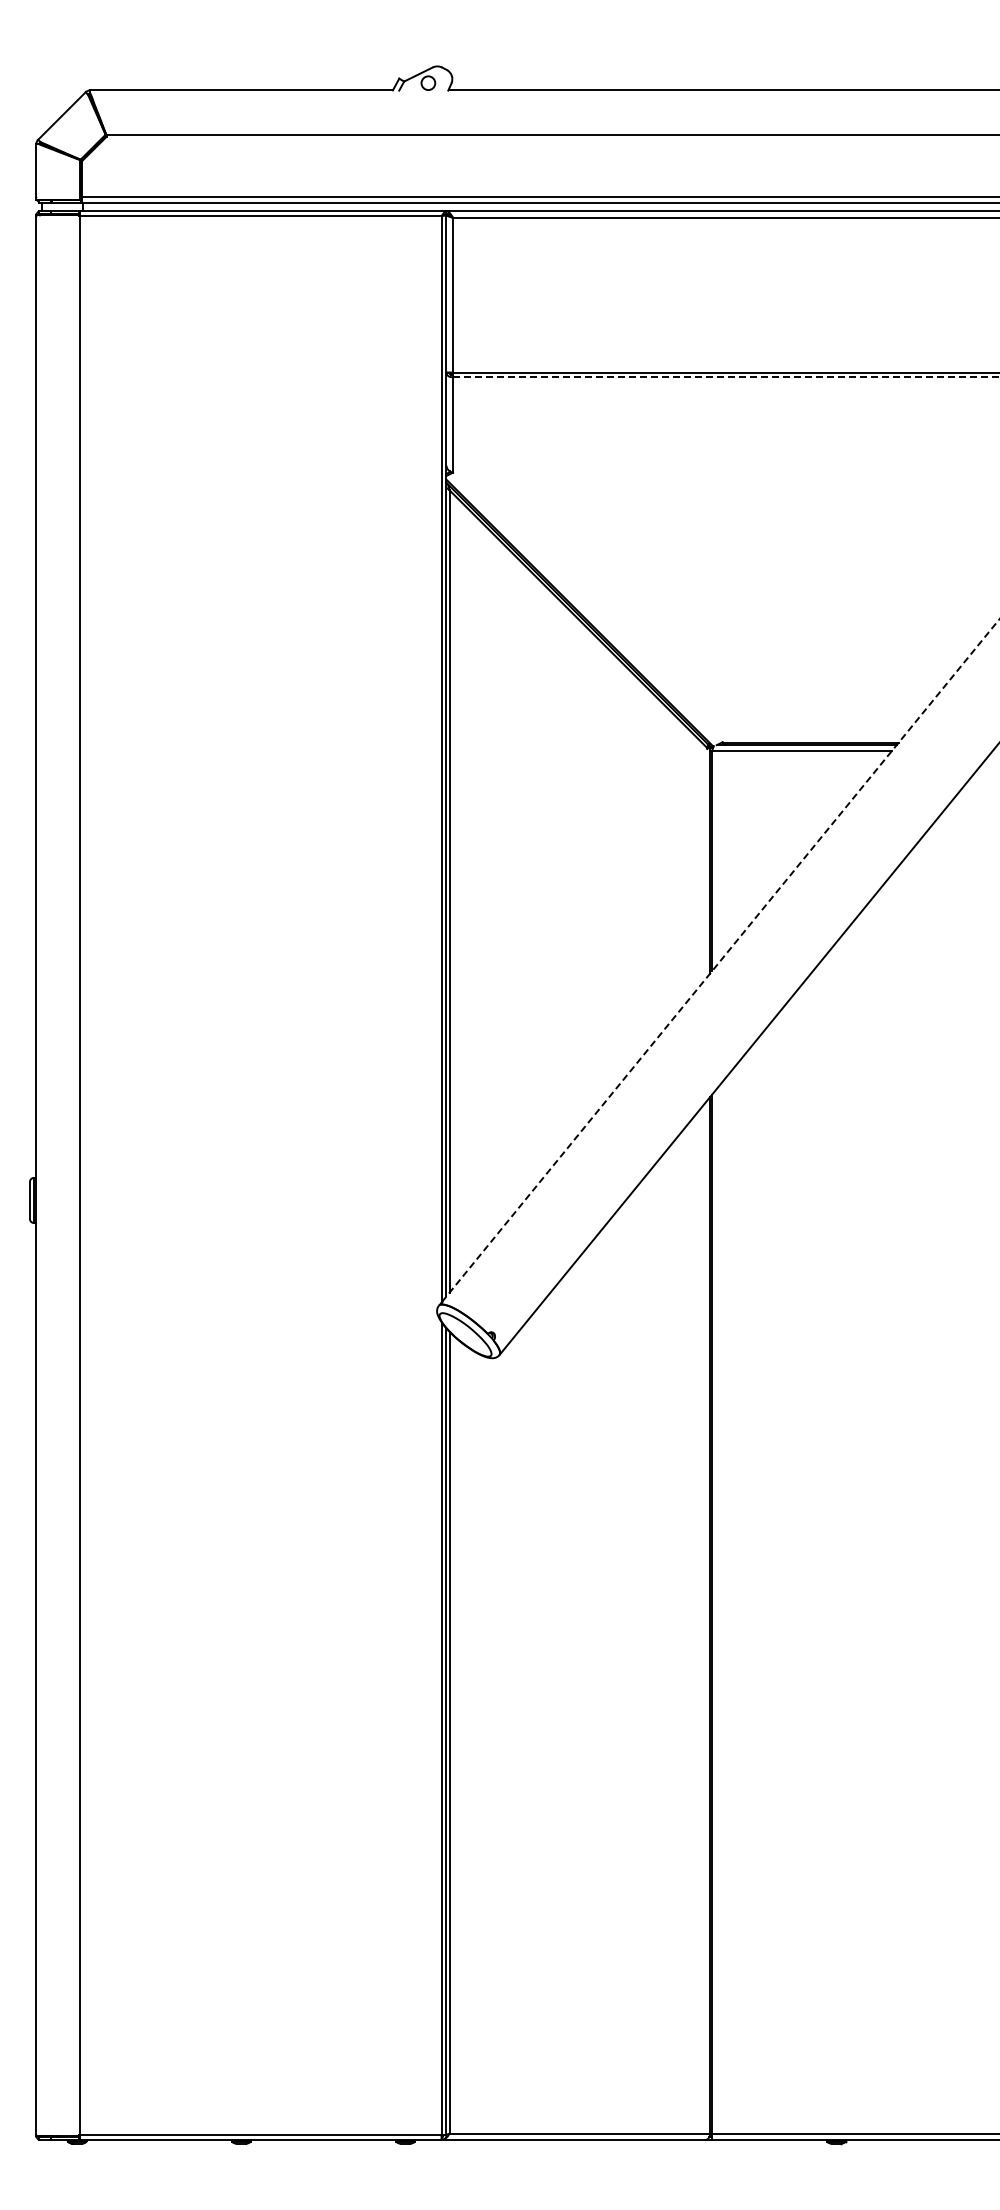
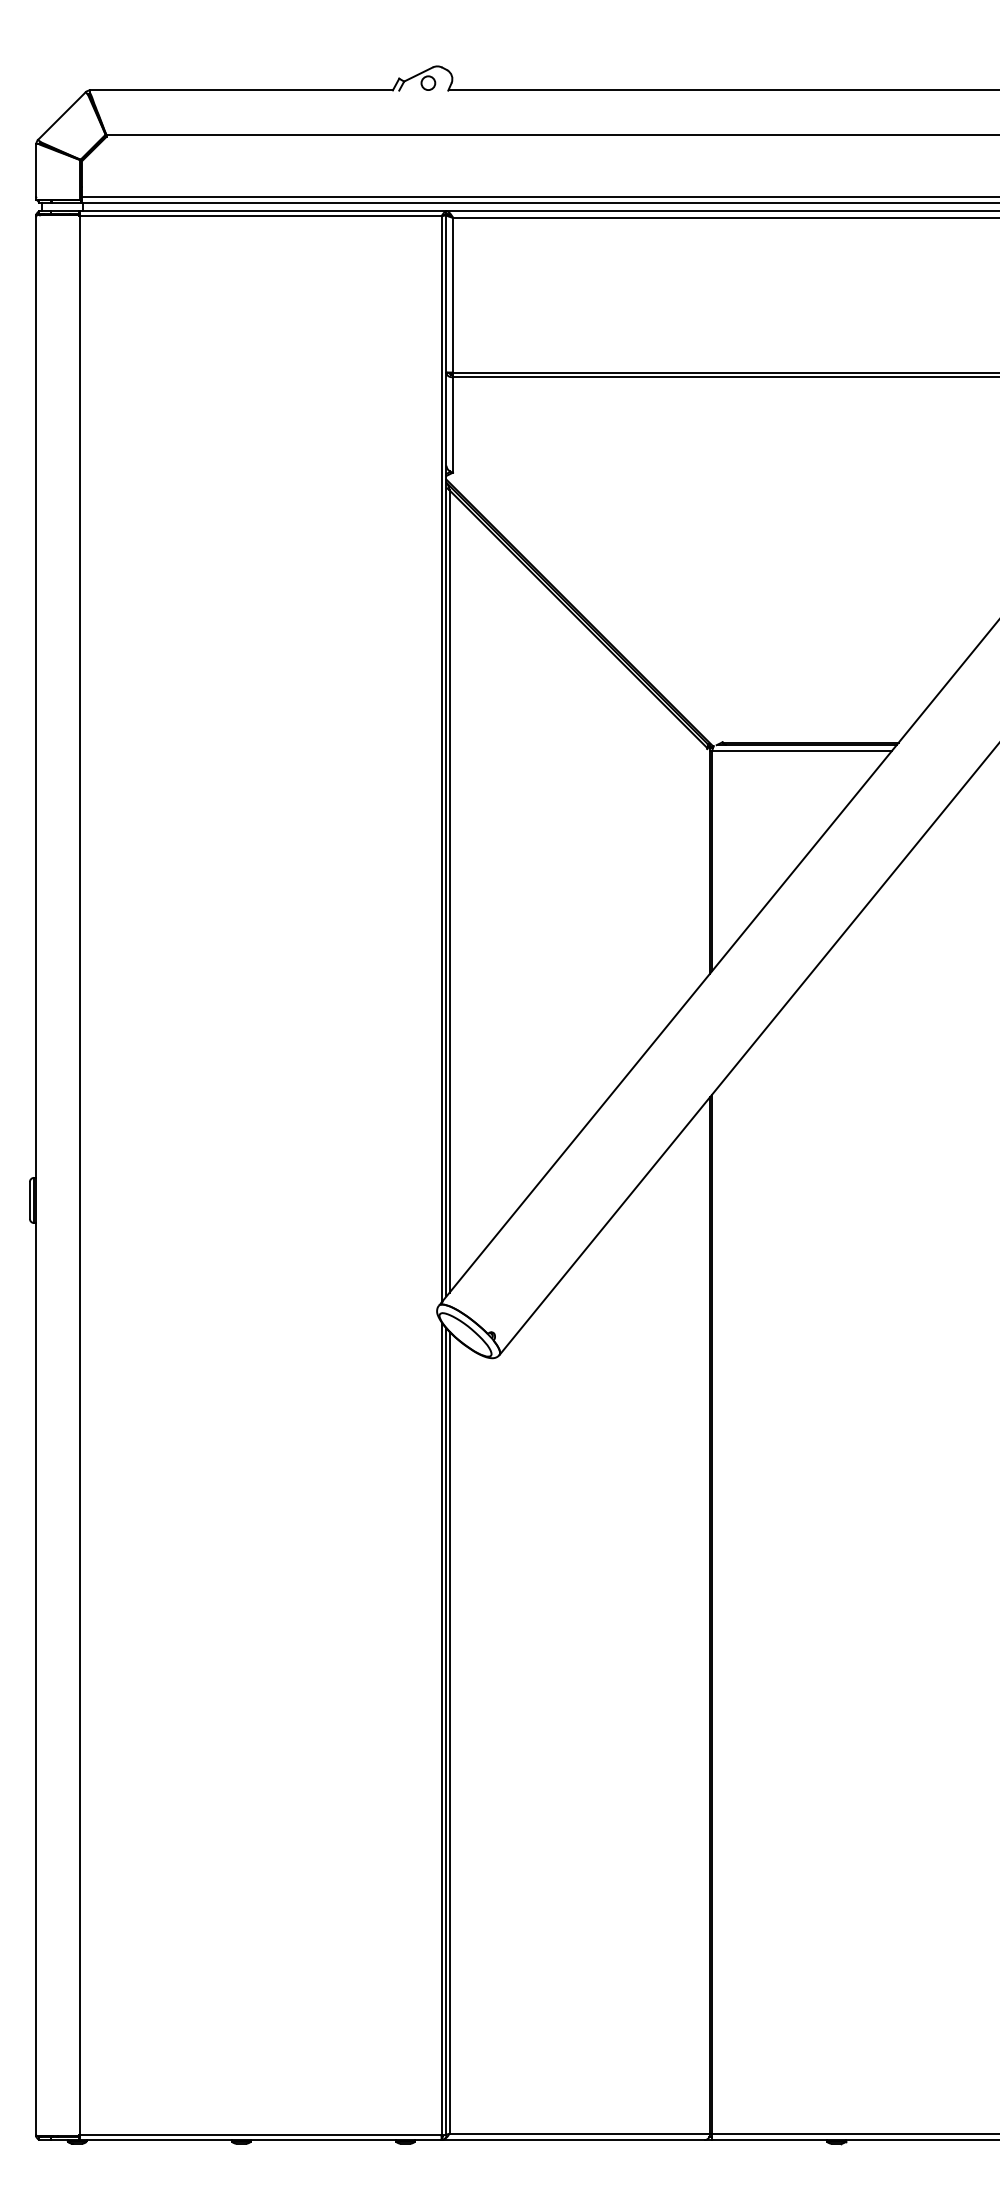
line: dashed -> solid (726, 377)
line: dashed -> solid (720, 960)
